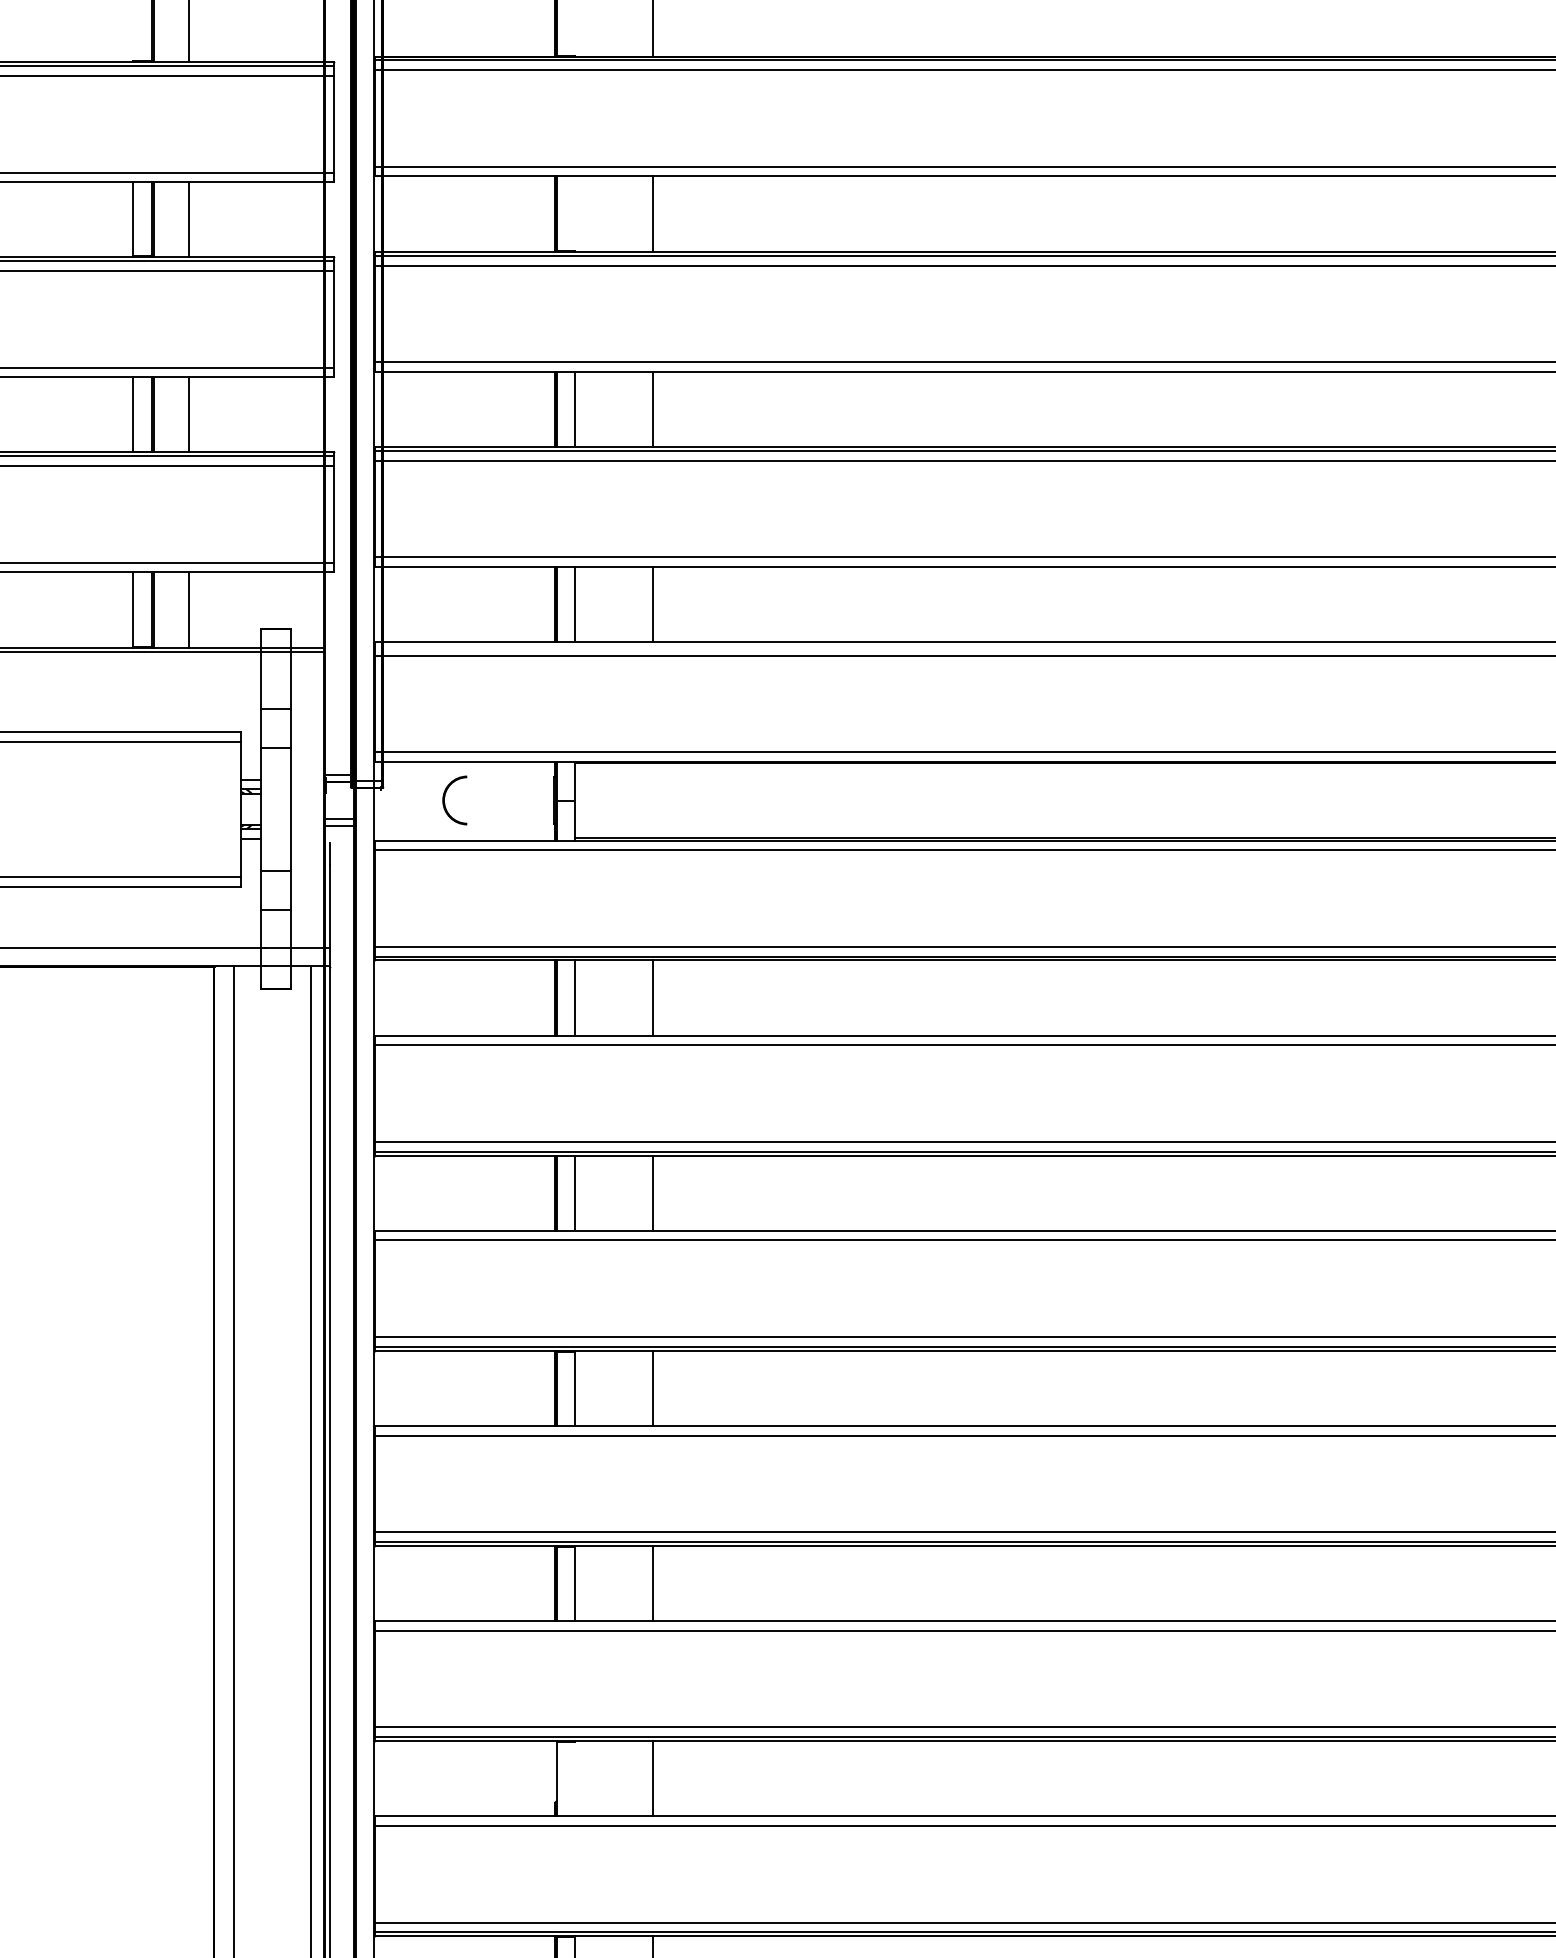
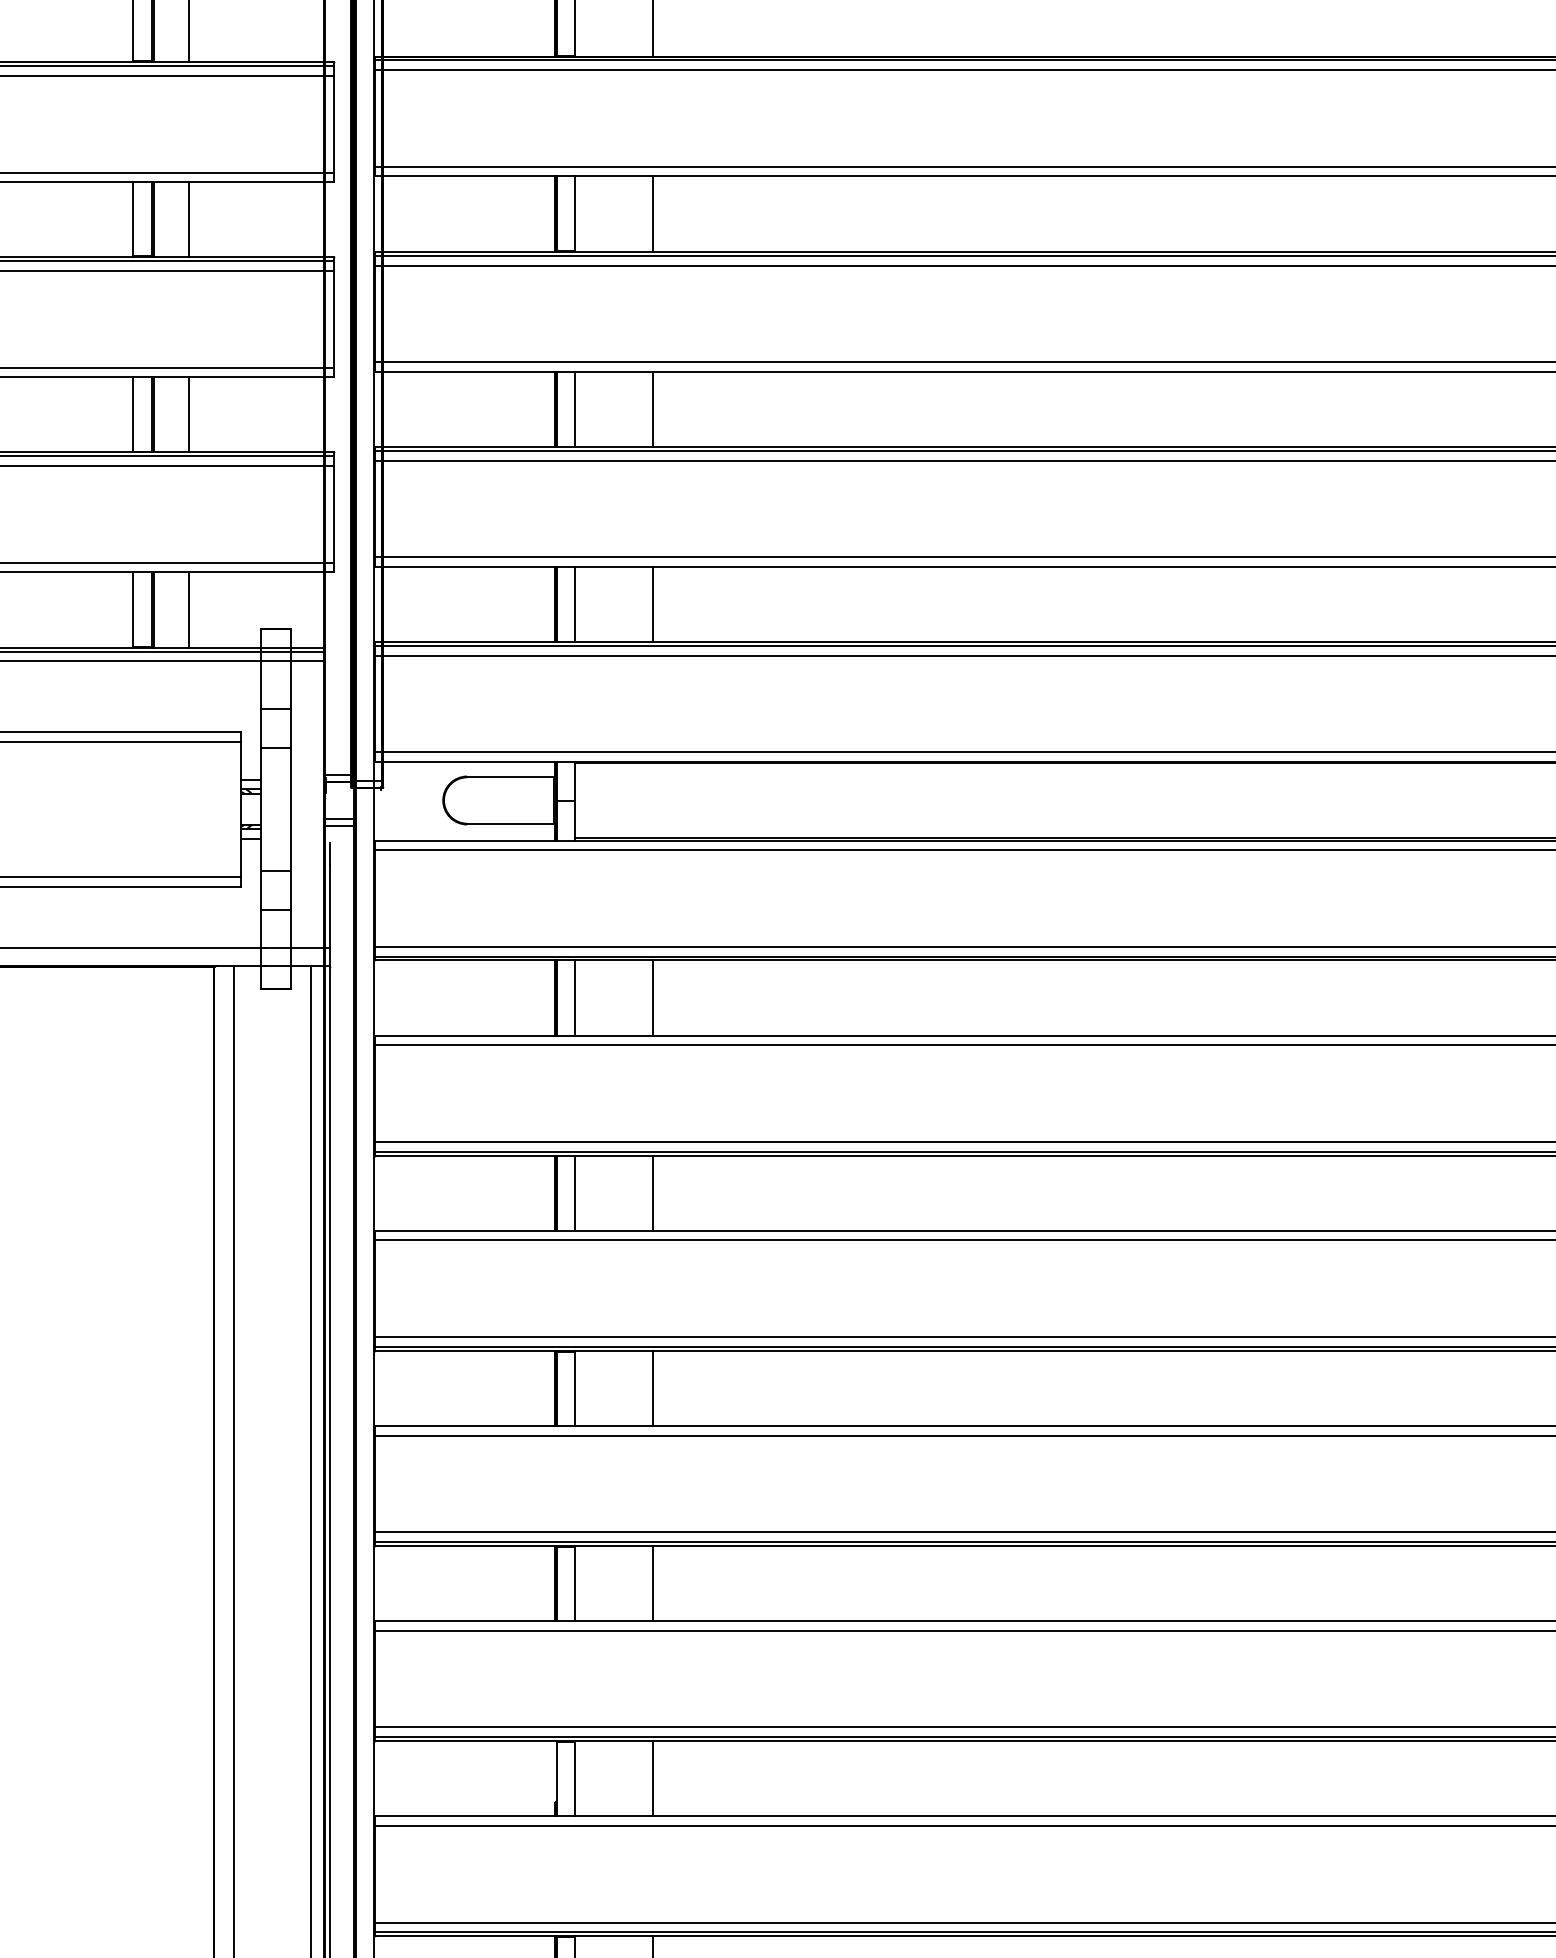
line: none -> present (575, 28)
line: none -> present (133, 31)
line: none -> present (575, 213)
line: none -> present (963, 645)
line: none -> present (163, 661)
line: none -> present (511, 776)
line: none -> present (511, 824)
line: none -> present (575, 1779)
